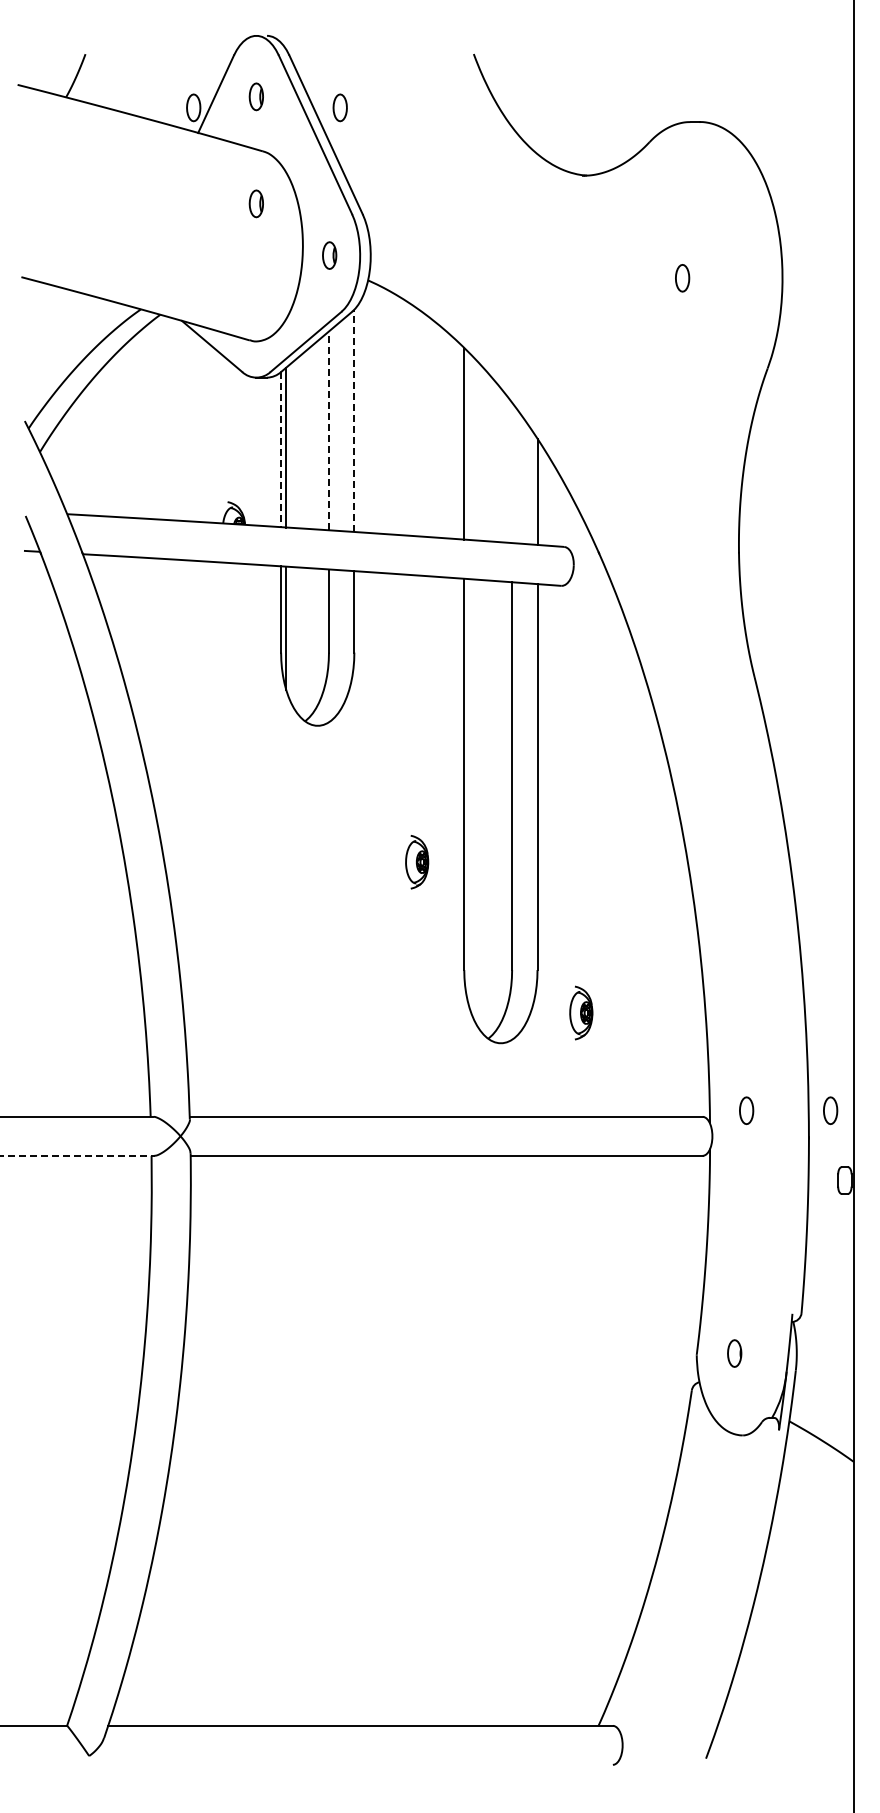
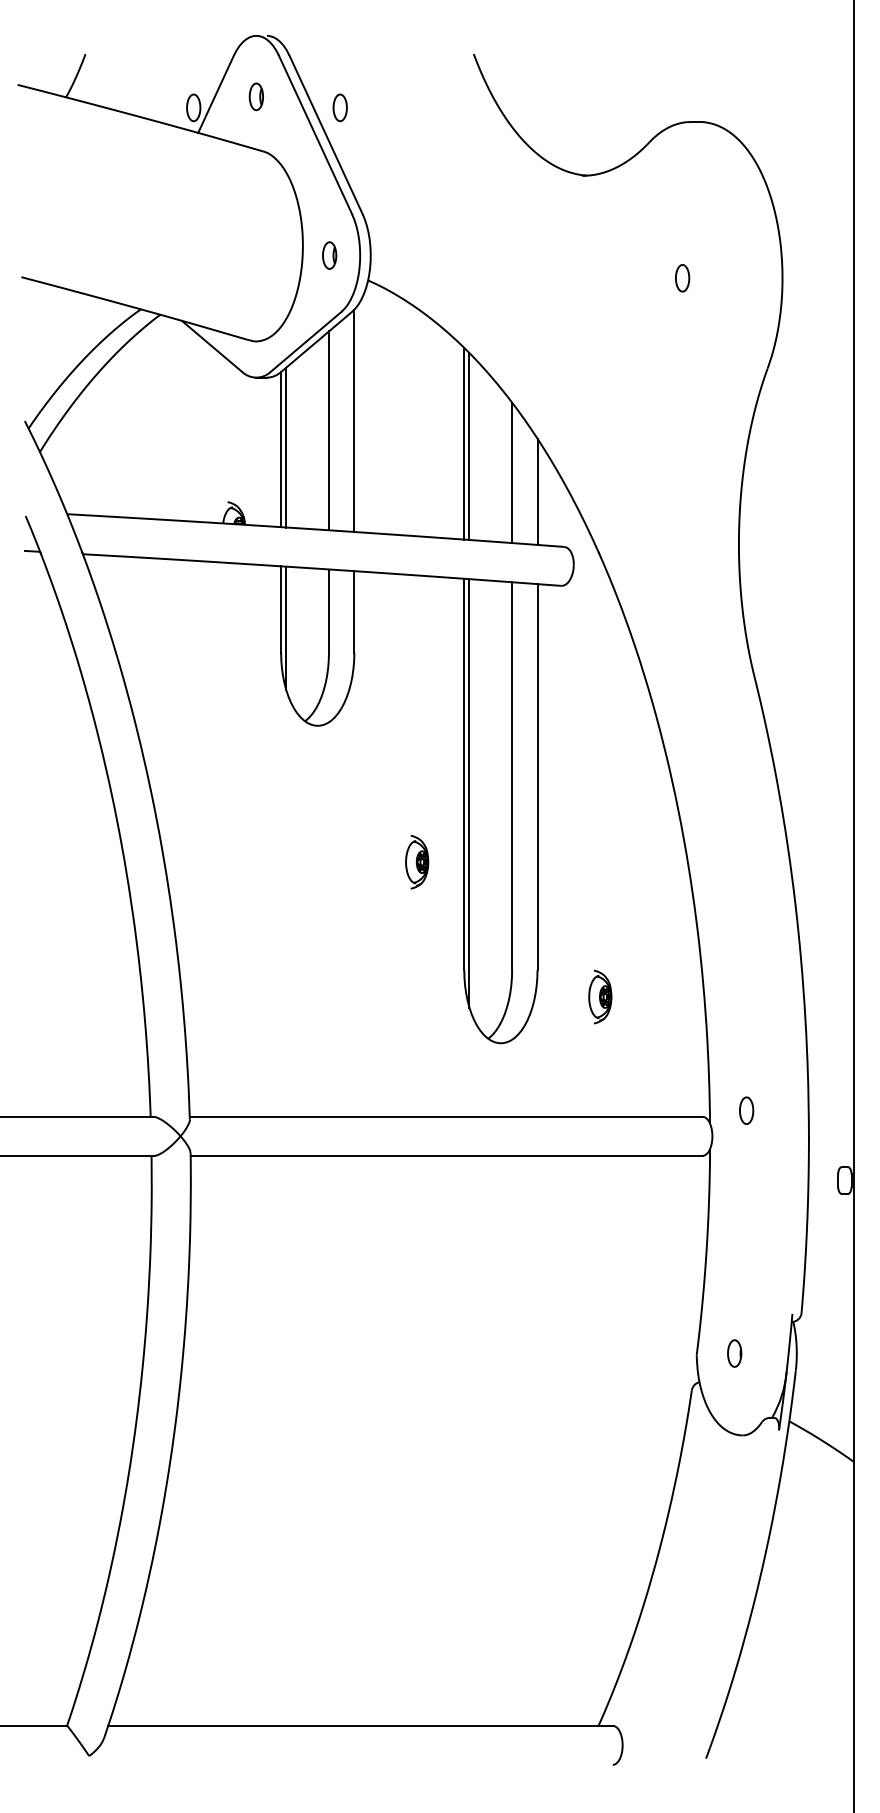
part: present -> none (255, 203)
line: dashed -> solid (354, 420)
line: dashed -> solid (329, 430)
line: none -> present (469, 446)
line: dashed -> solid (281, 449)
line: none -> present (512, 472)
line: none -> present (469, 793)
part position: (581, 1012) -> (600, 996) (600, 996)
part: present -> none (830, 1110)
line: dashed -> solid (78, 1155)
